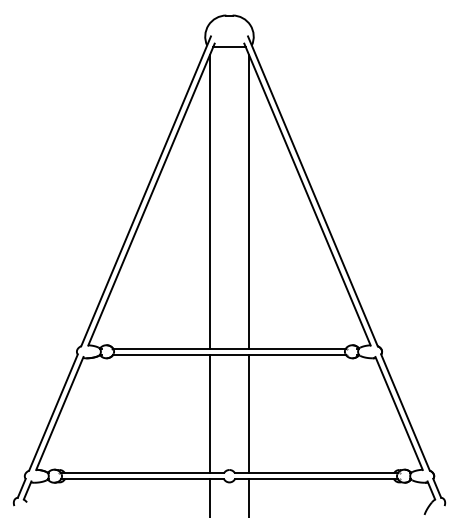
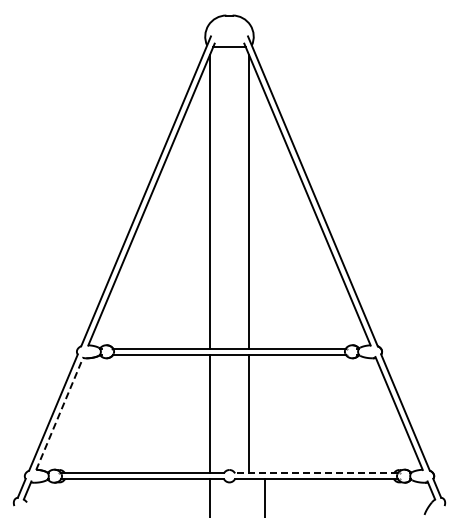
line: solid -> dashed (60, 413)
line: solid -> dashed (315, 473)
line position: (249, 496) -> (265, 496) (265, 496)
